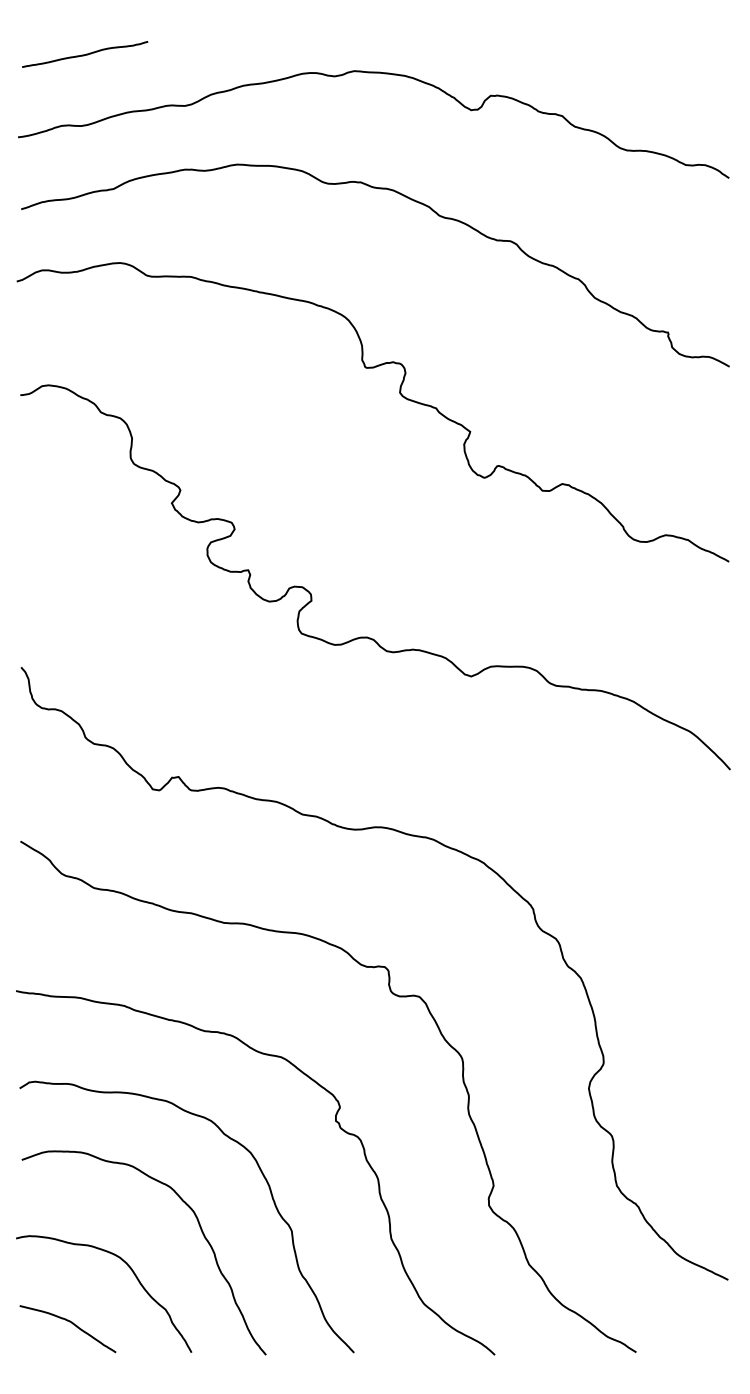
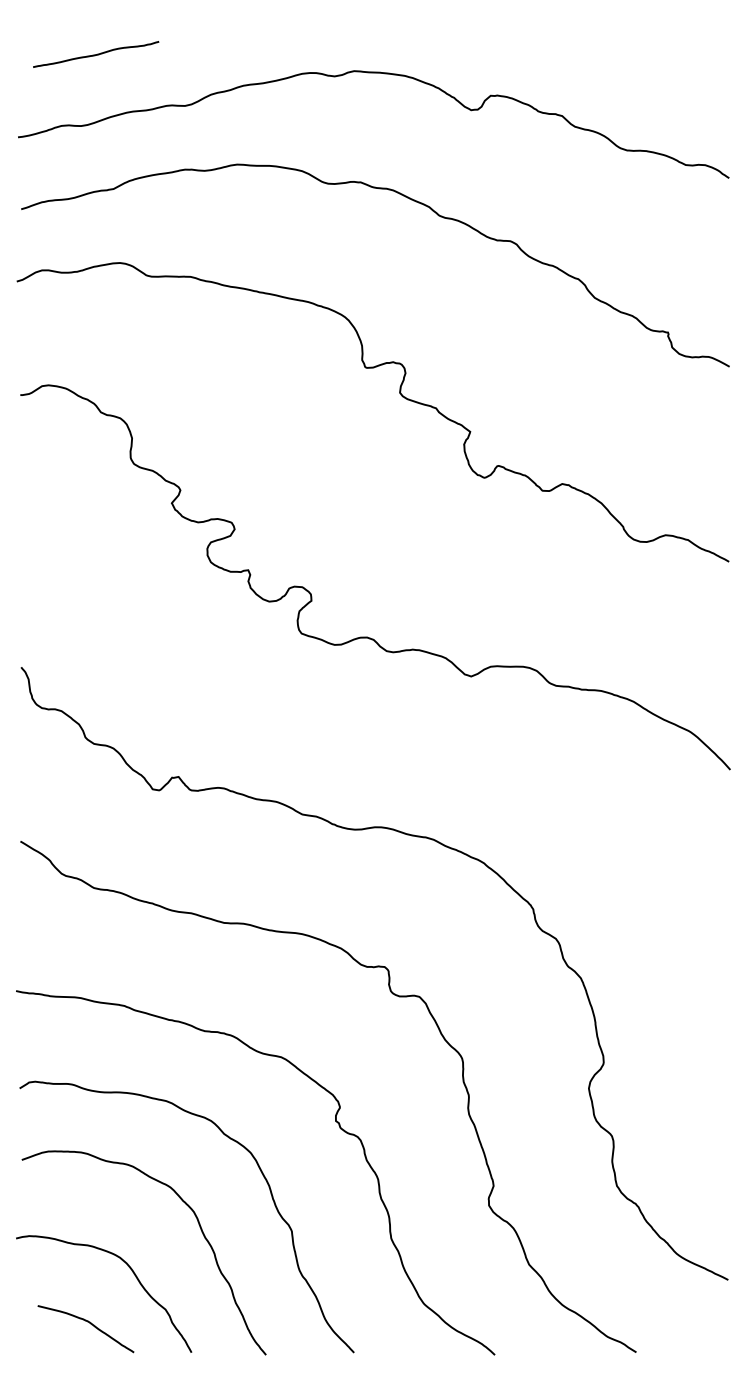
curve position: (85, 54) -> (96, 54) (96, 54)
curve position: (72, 1324) -> (90, 1324) (90, 1324)
